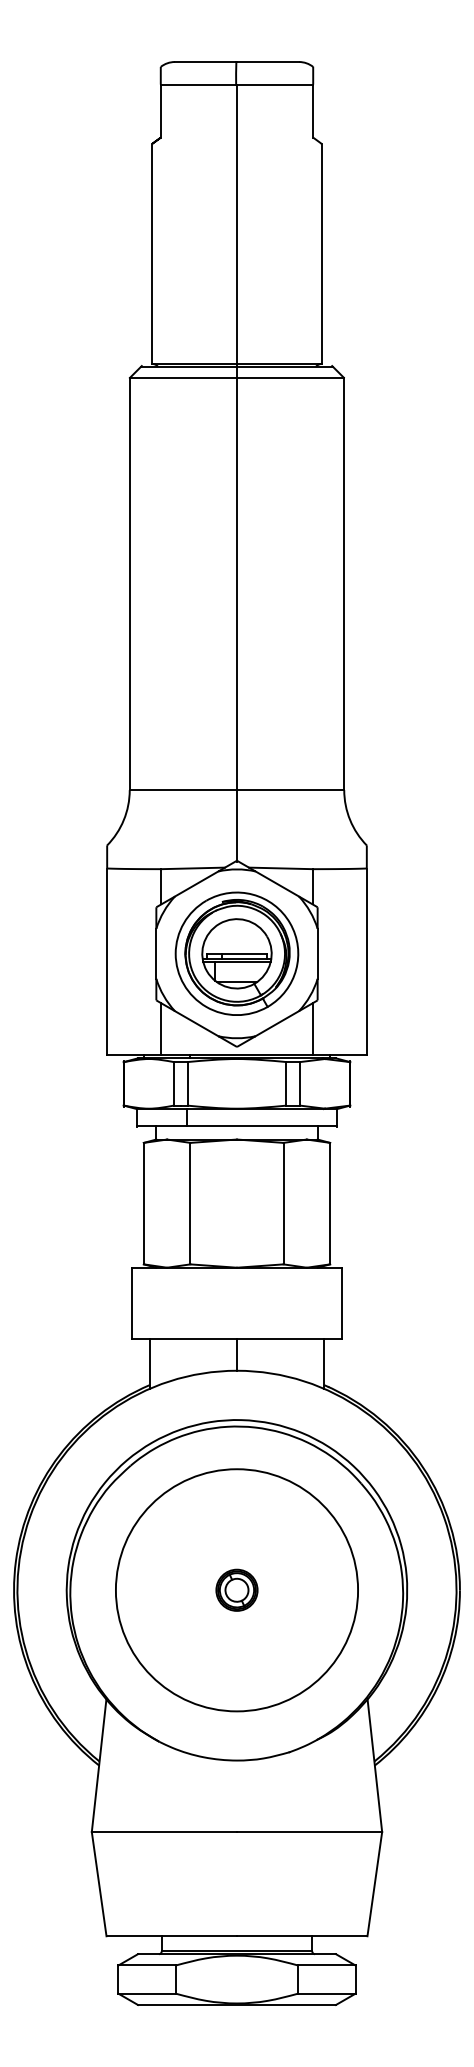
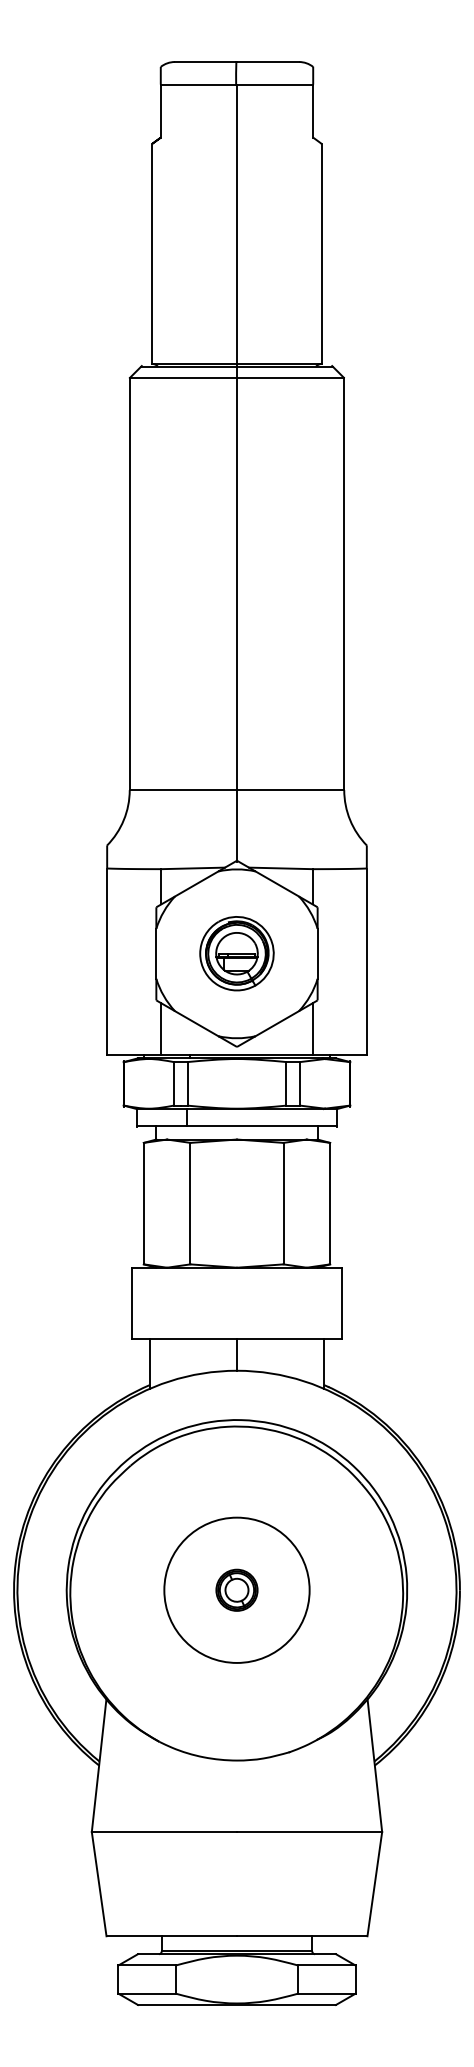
part size: 126x125 px -> 76x76 px (236, 953)
circle diameter: 242 px -> 145 px (236, 1589)
